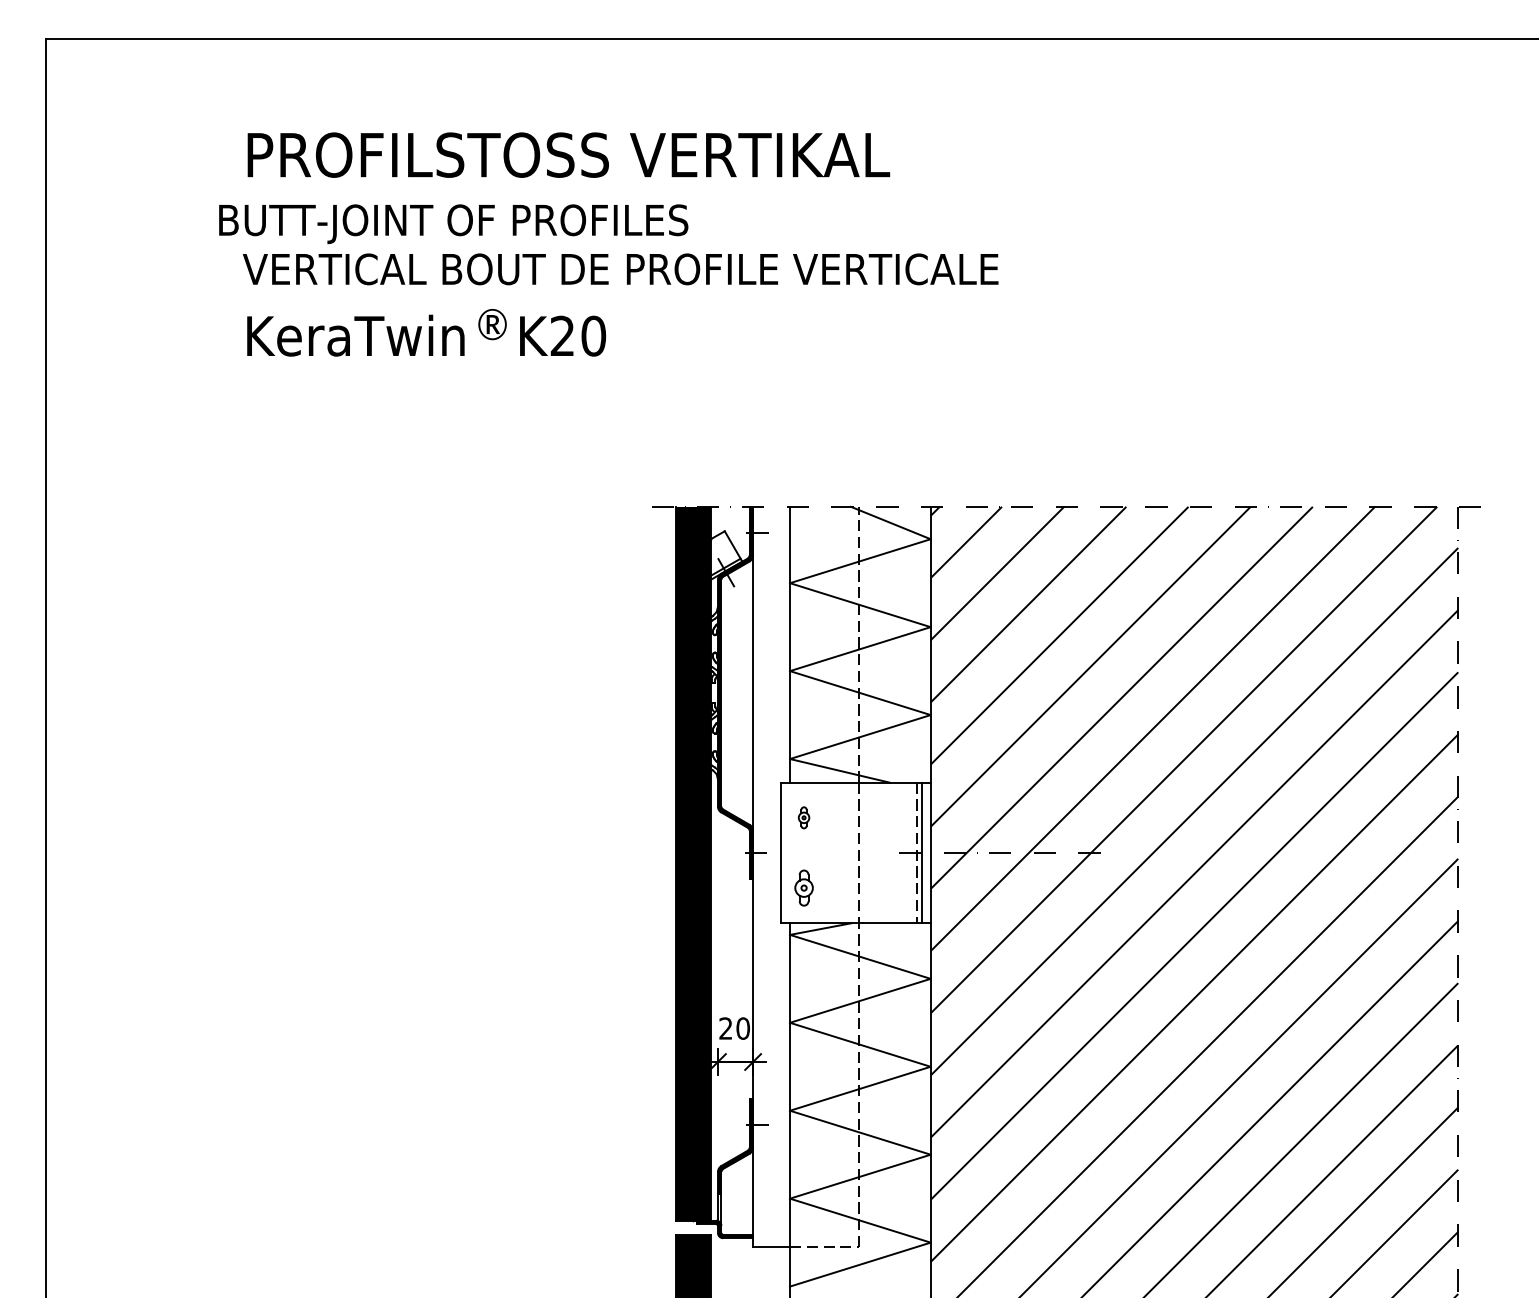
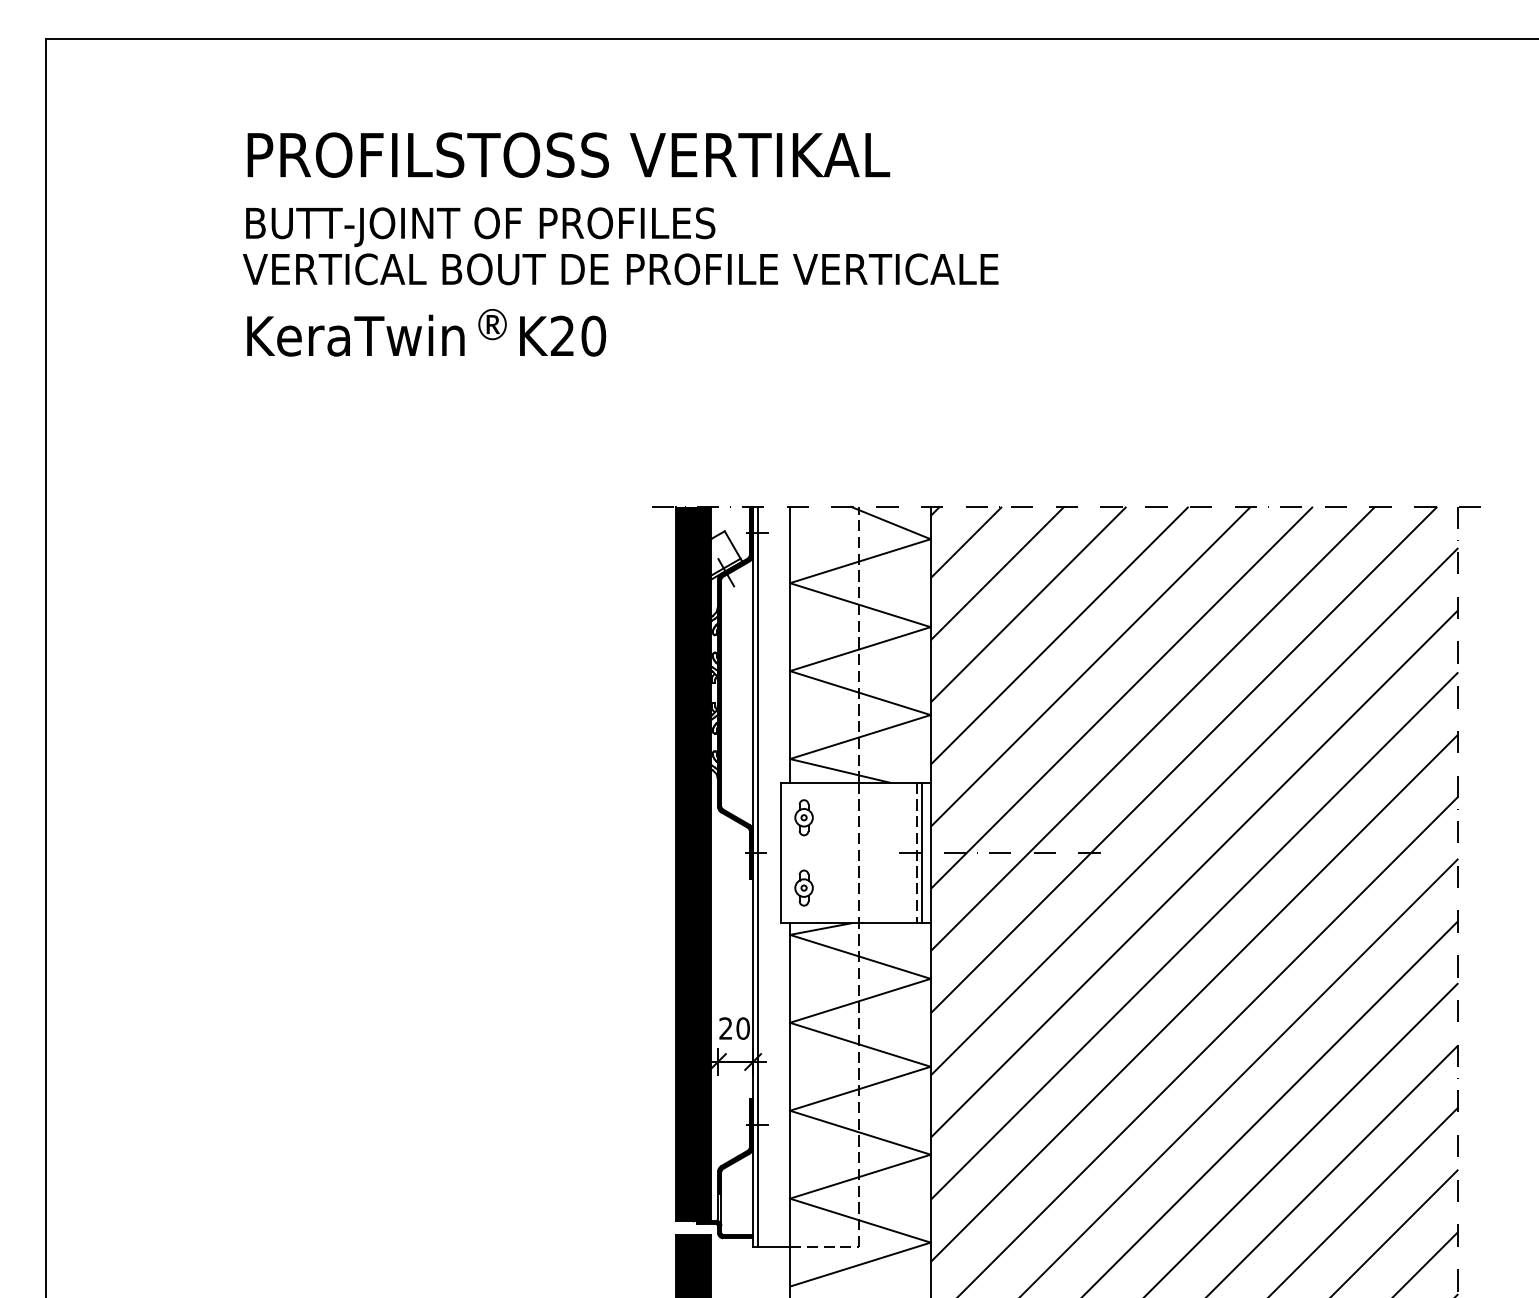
text position: (453, 224) -> (480, 227) (480, 227)
part size: 14x24 px -> 20x38 px (803, 817)
line: none -> present (758, 876)
